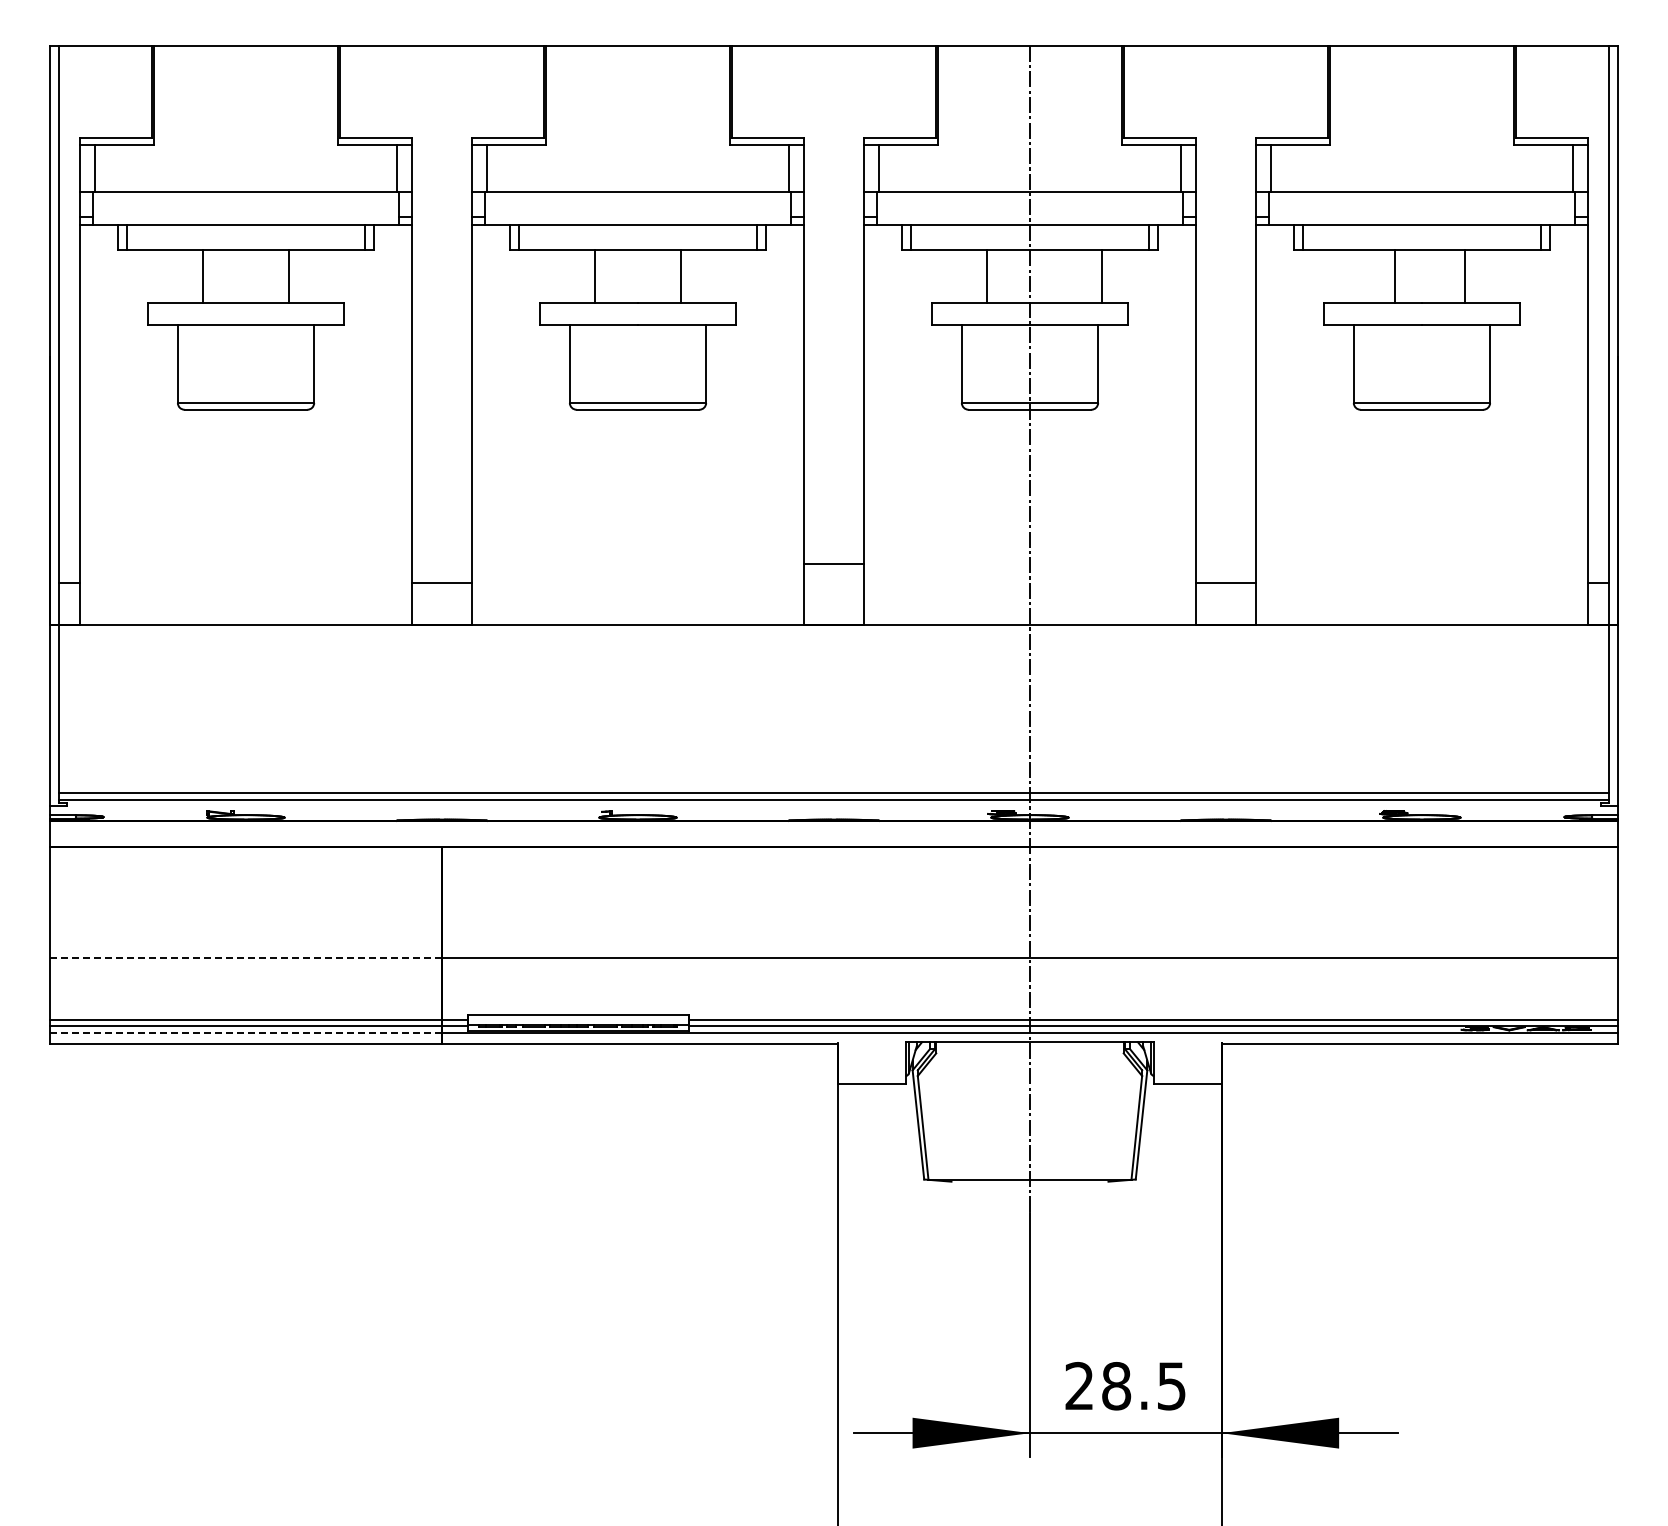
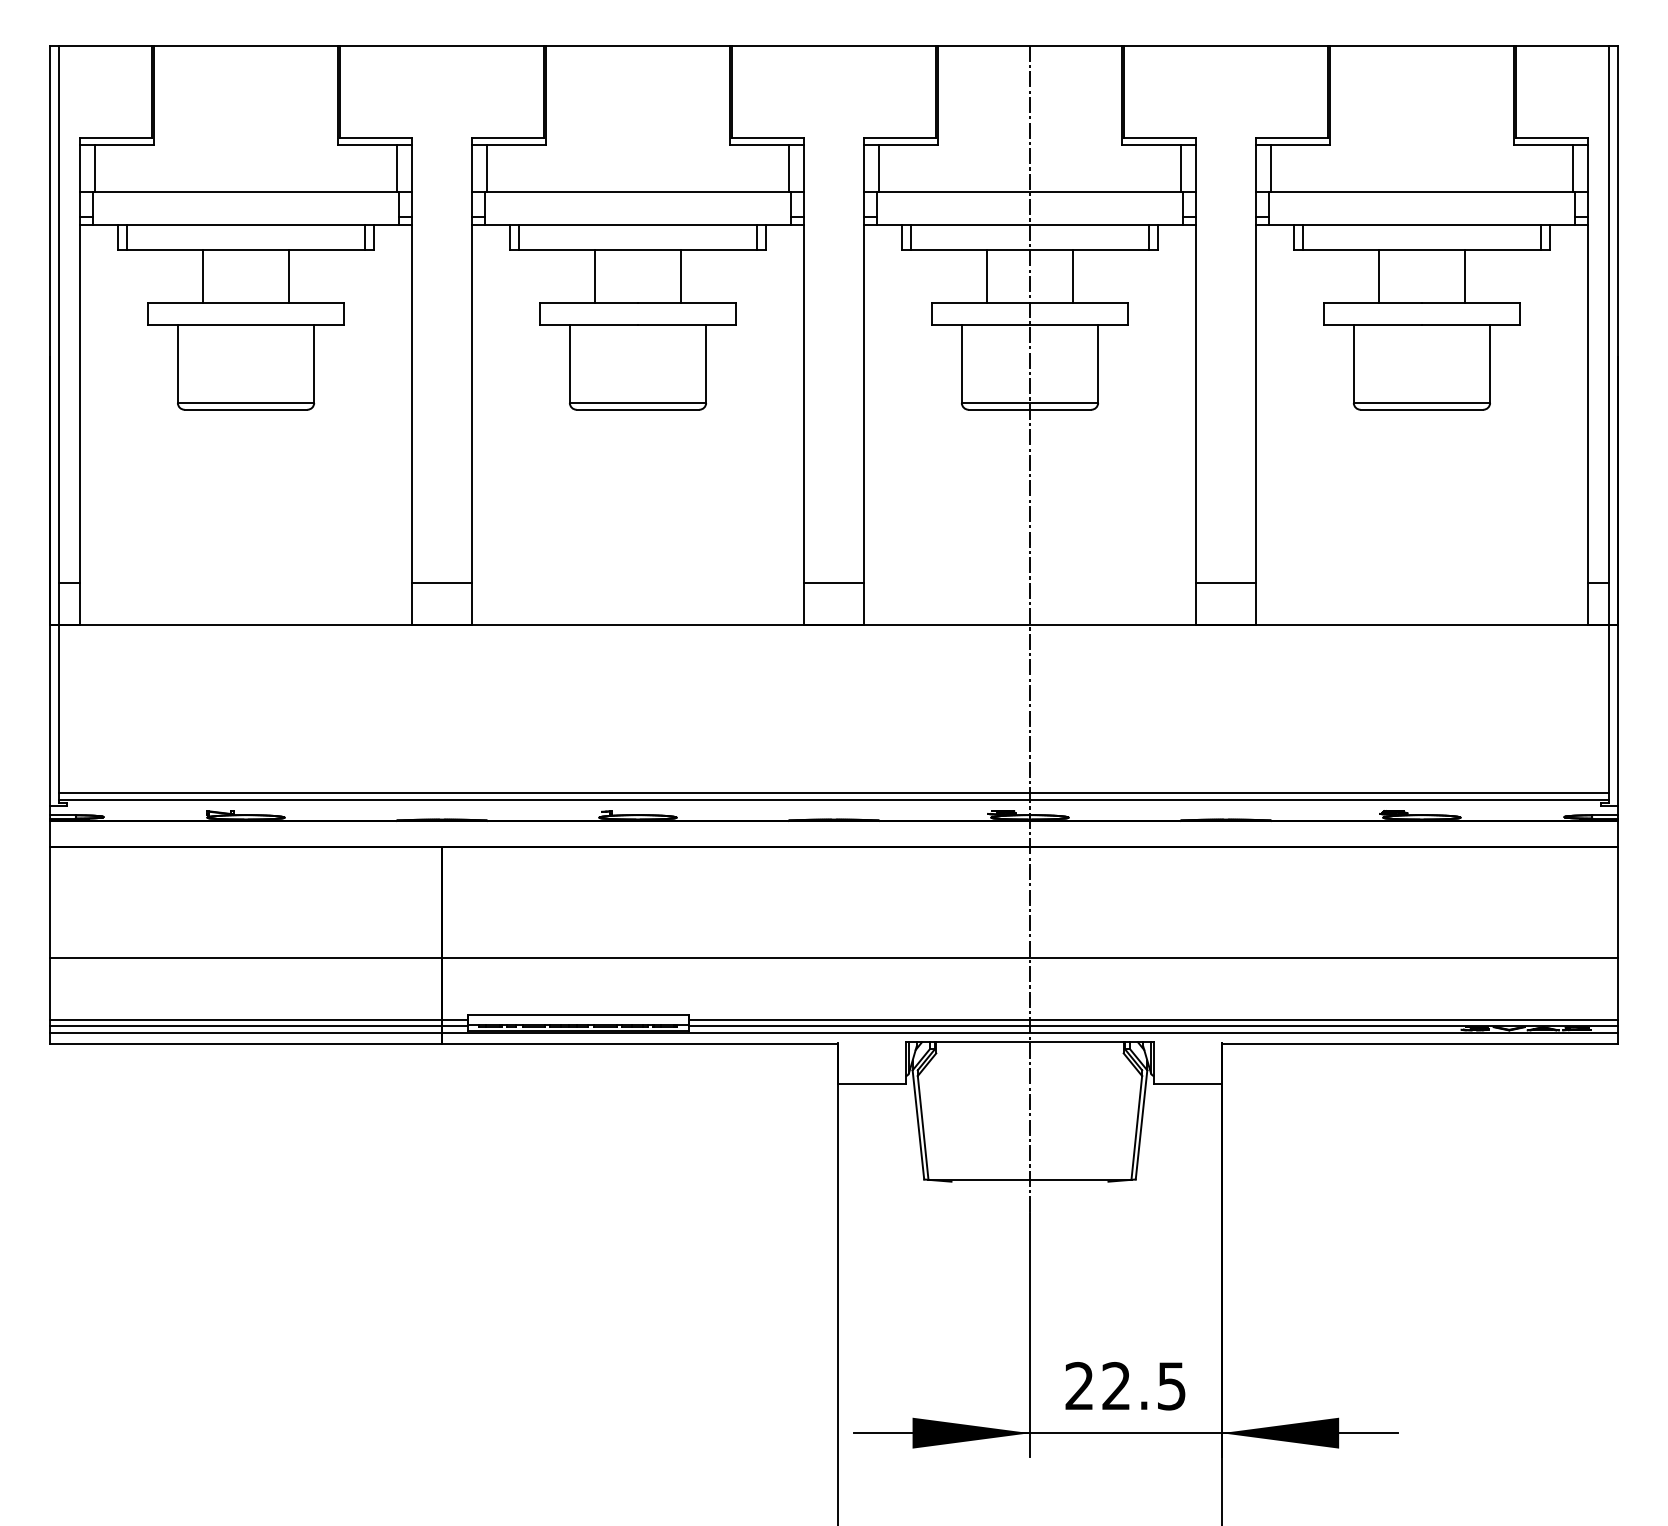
line position: (1101, 276) -> (1072, 276) (1072, 276)
line position: (1395, 276) -> (1379, 276) (1379, 276)
line position: (833, 563) -> (833, 582) (833, 582)
line: dashed -> solid (245, 957)
line: dashed -> solid (245, 1032)
text: 28.5 -> 22.5 (1116, 1386)
